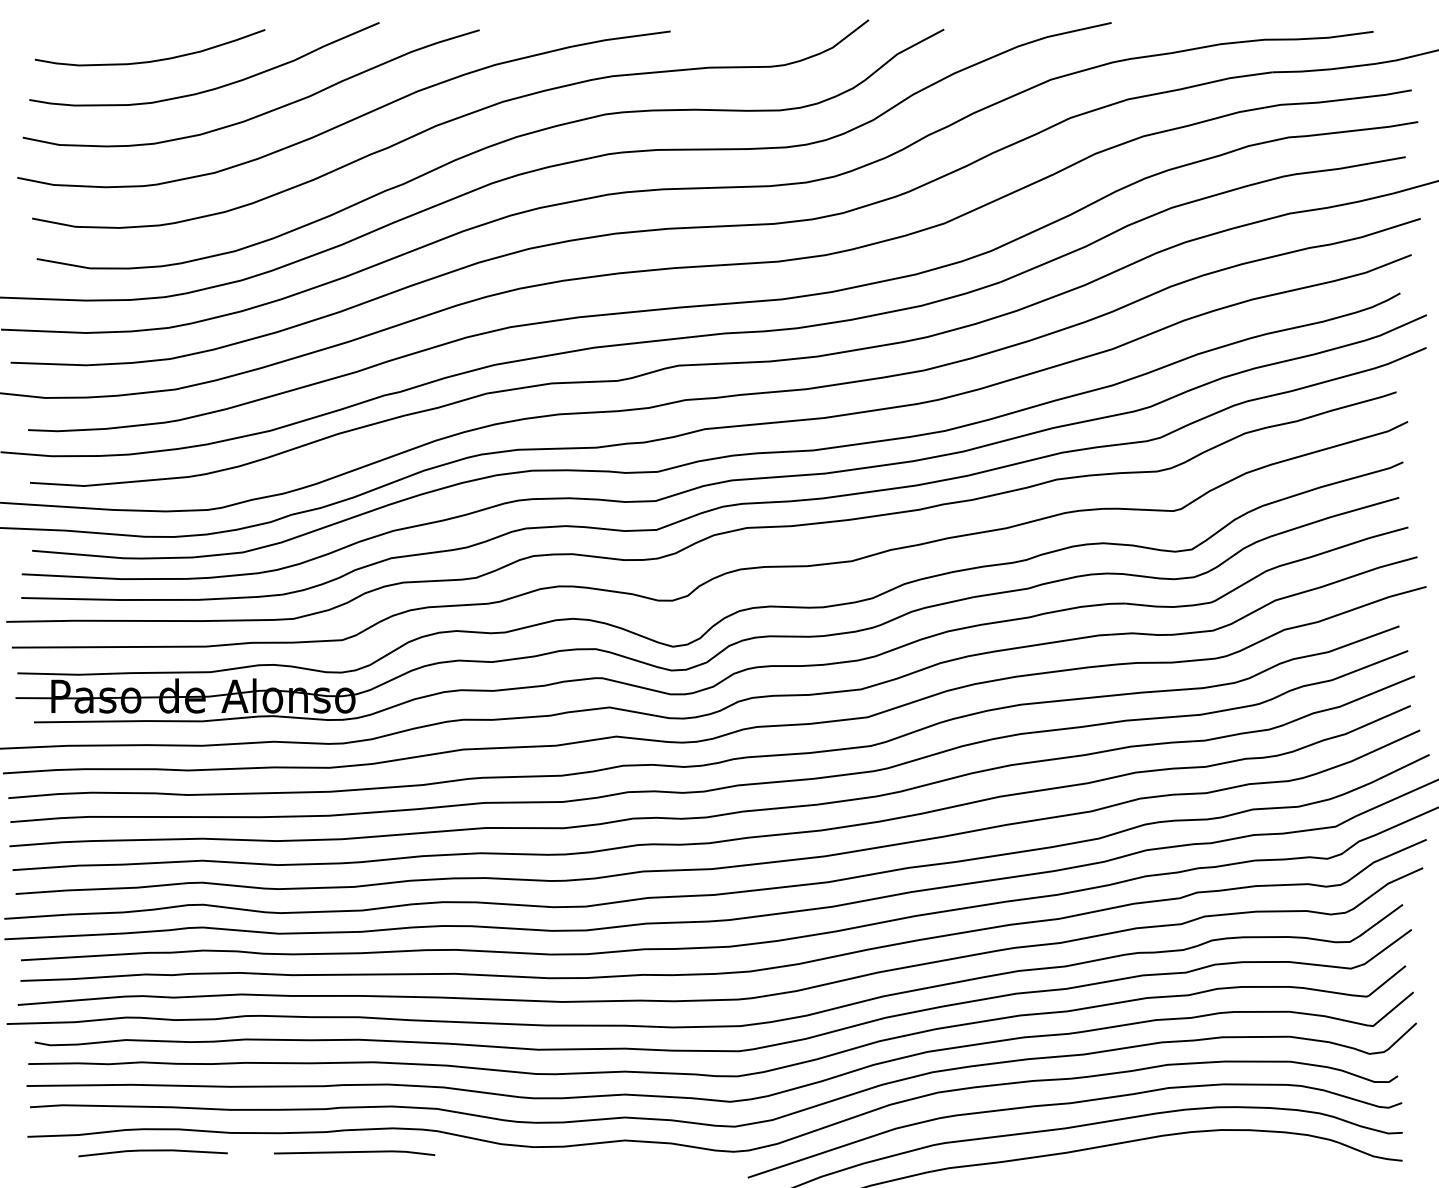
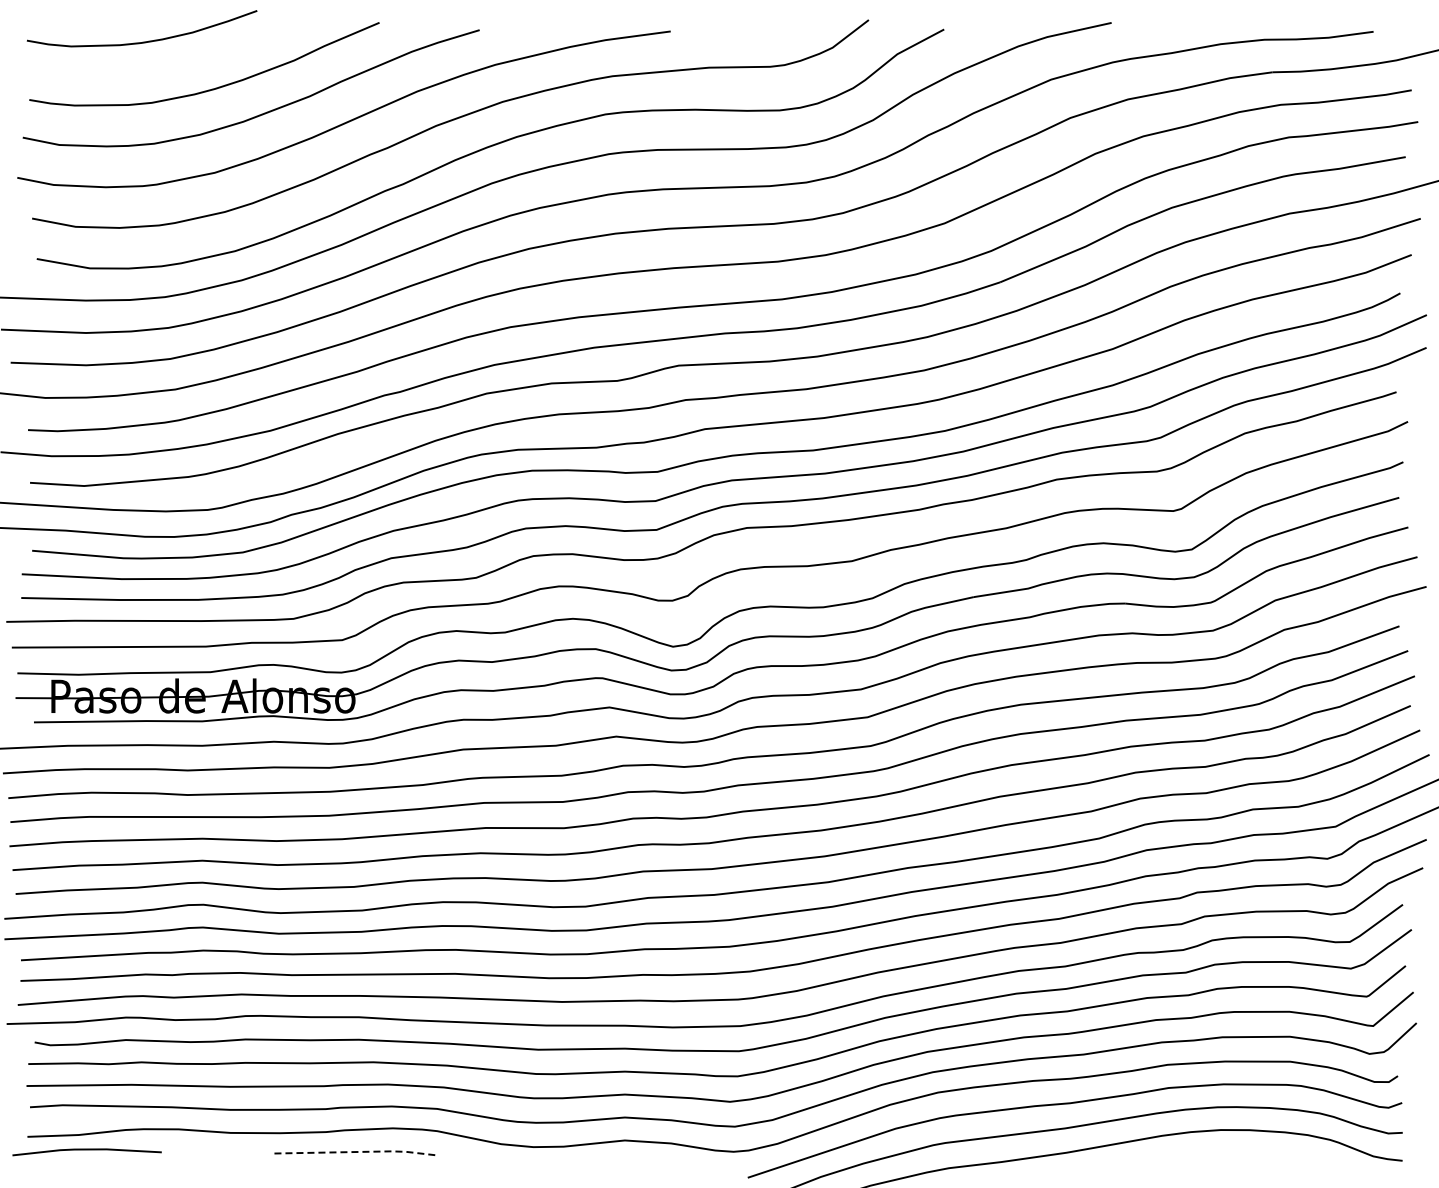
curve position: (150, 60) -> (142, 41) (142, 41)
line position: (152, 1151) -> (86, 1150) (86, 1150)
line: solid -> dashed (355, 1152)
